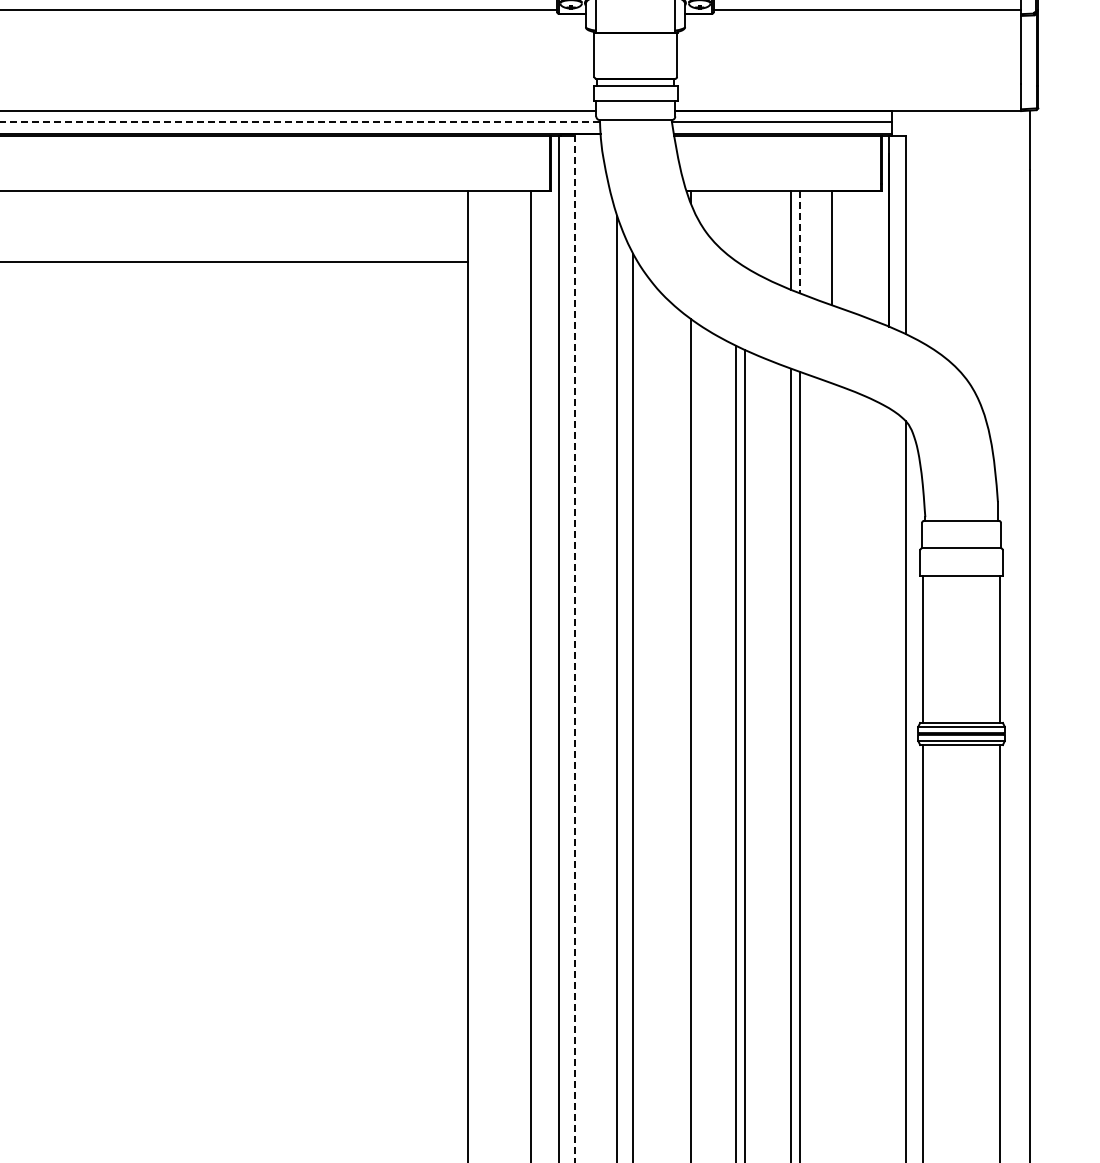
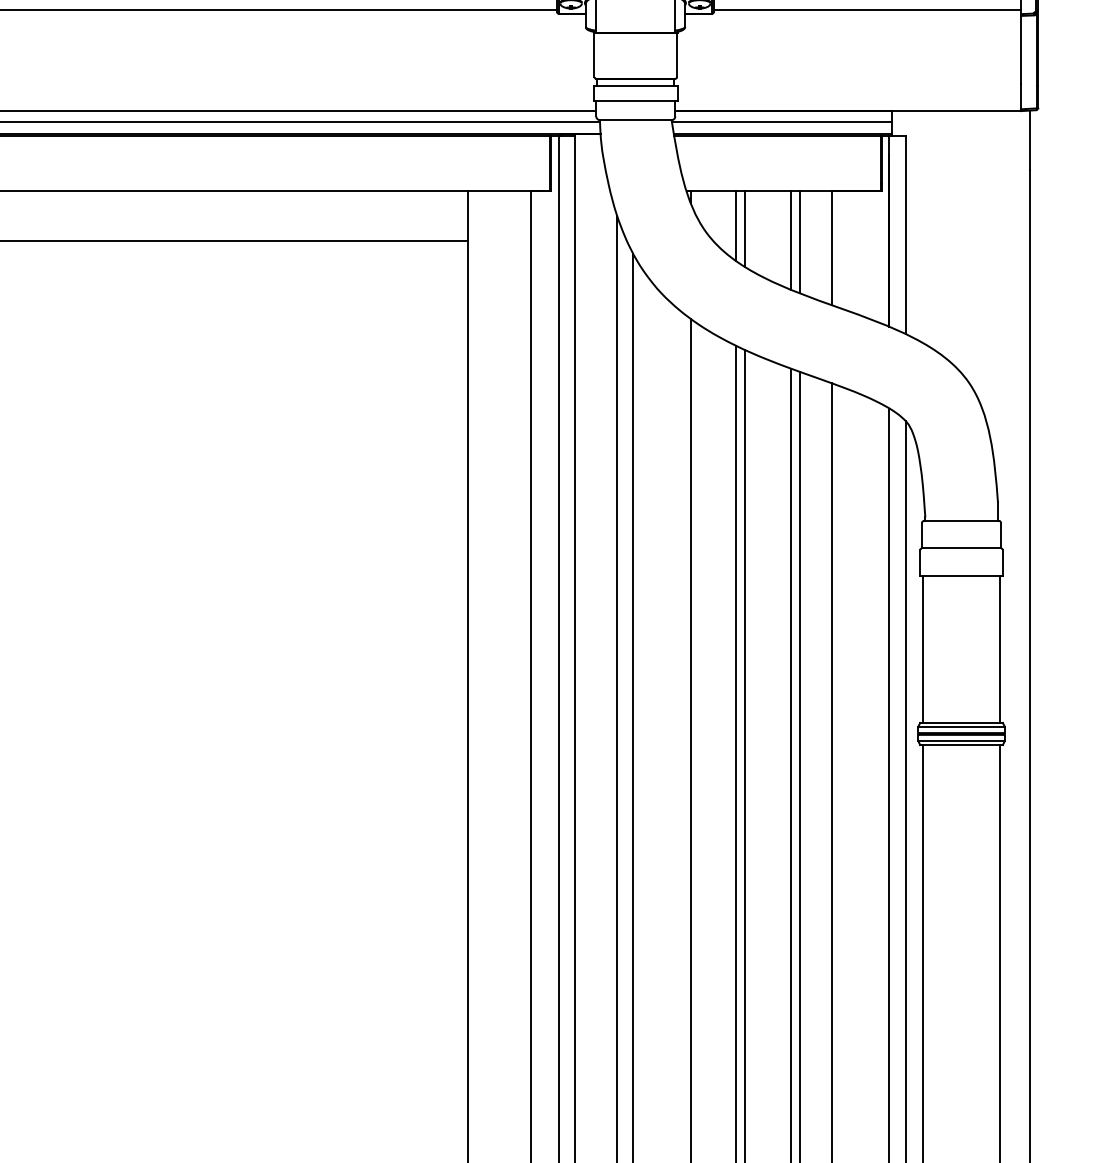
line: dashed -> solid (299, 121)
line: none -> present (735, 225)
line: none -> present (744, 228)
line: dashed -> solid (799, 242)
line position: (235, 262) -> (235, 241) (235, 241)
line: dashed -> solid (574, 649)
line: none -> present (832, 771)
line: none -> present (889, 783)
